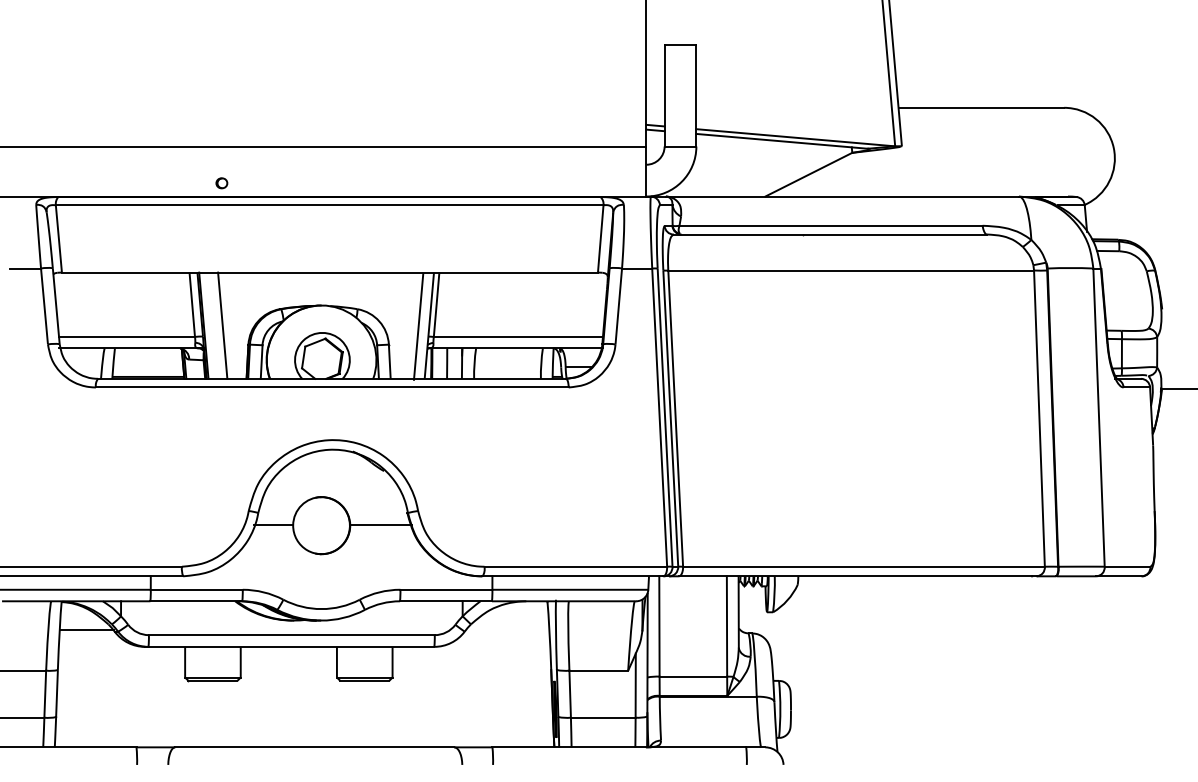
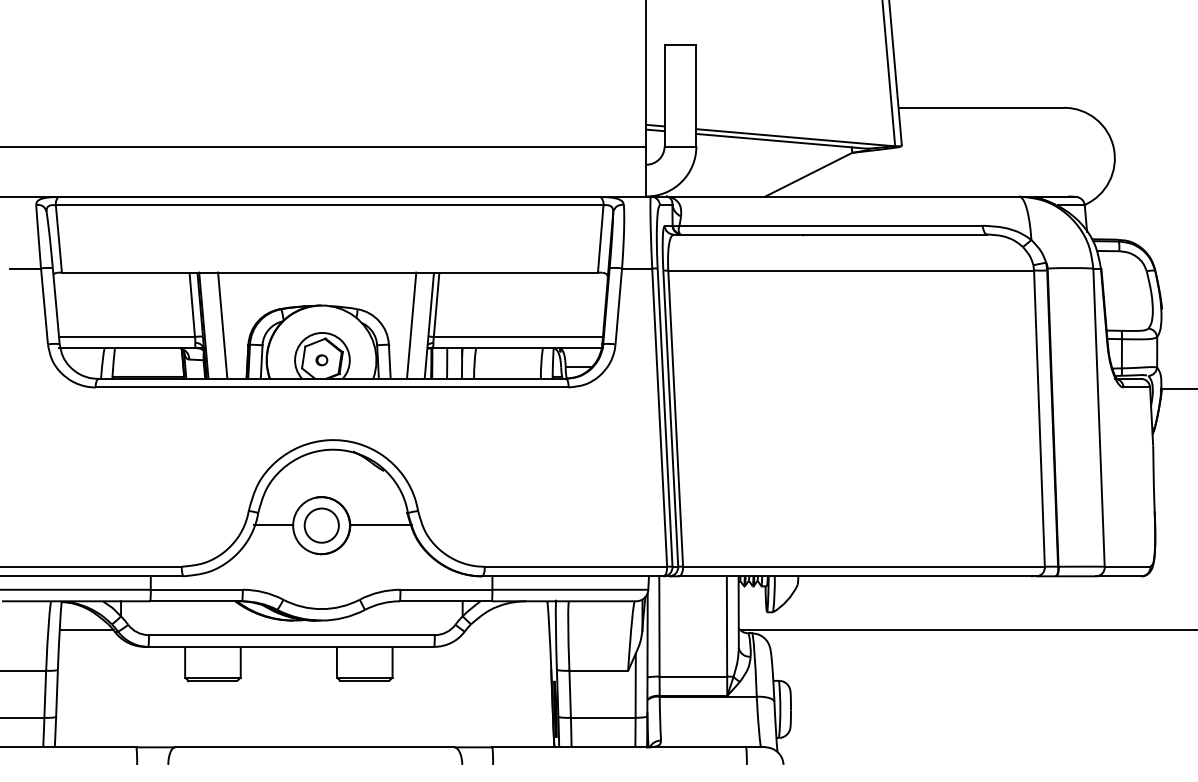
part position: (221, 183) -> (321, 360) (321, 360)
line position: (418, 326) -> (411, 325) (411, 325)
circle: none -> present (321, 525)
line: none -> present (967, 630)
